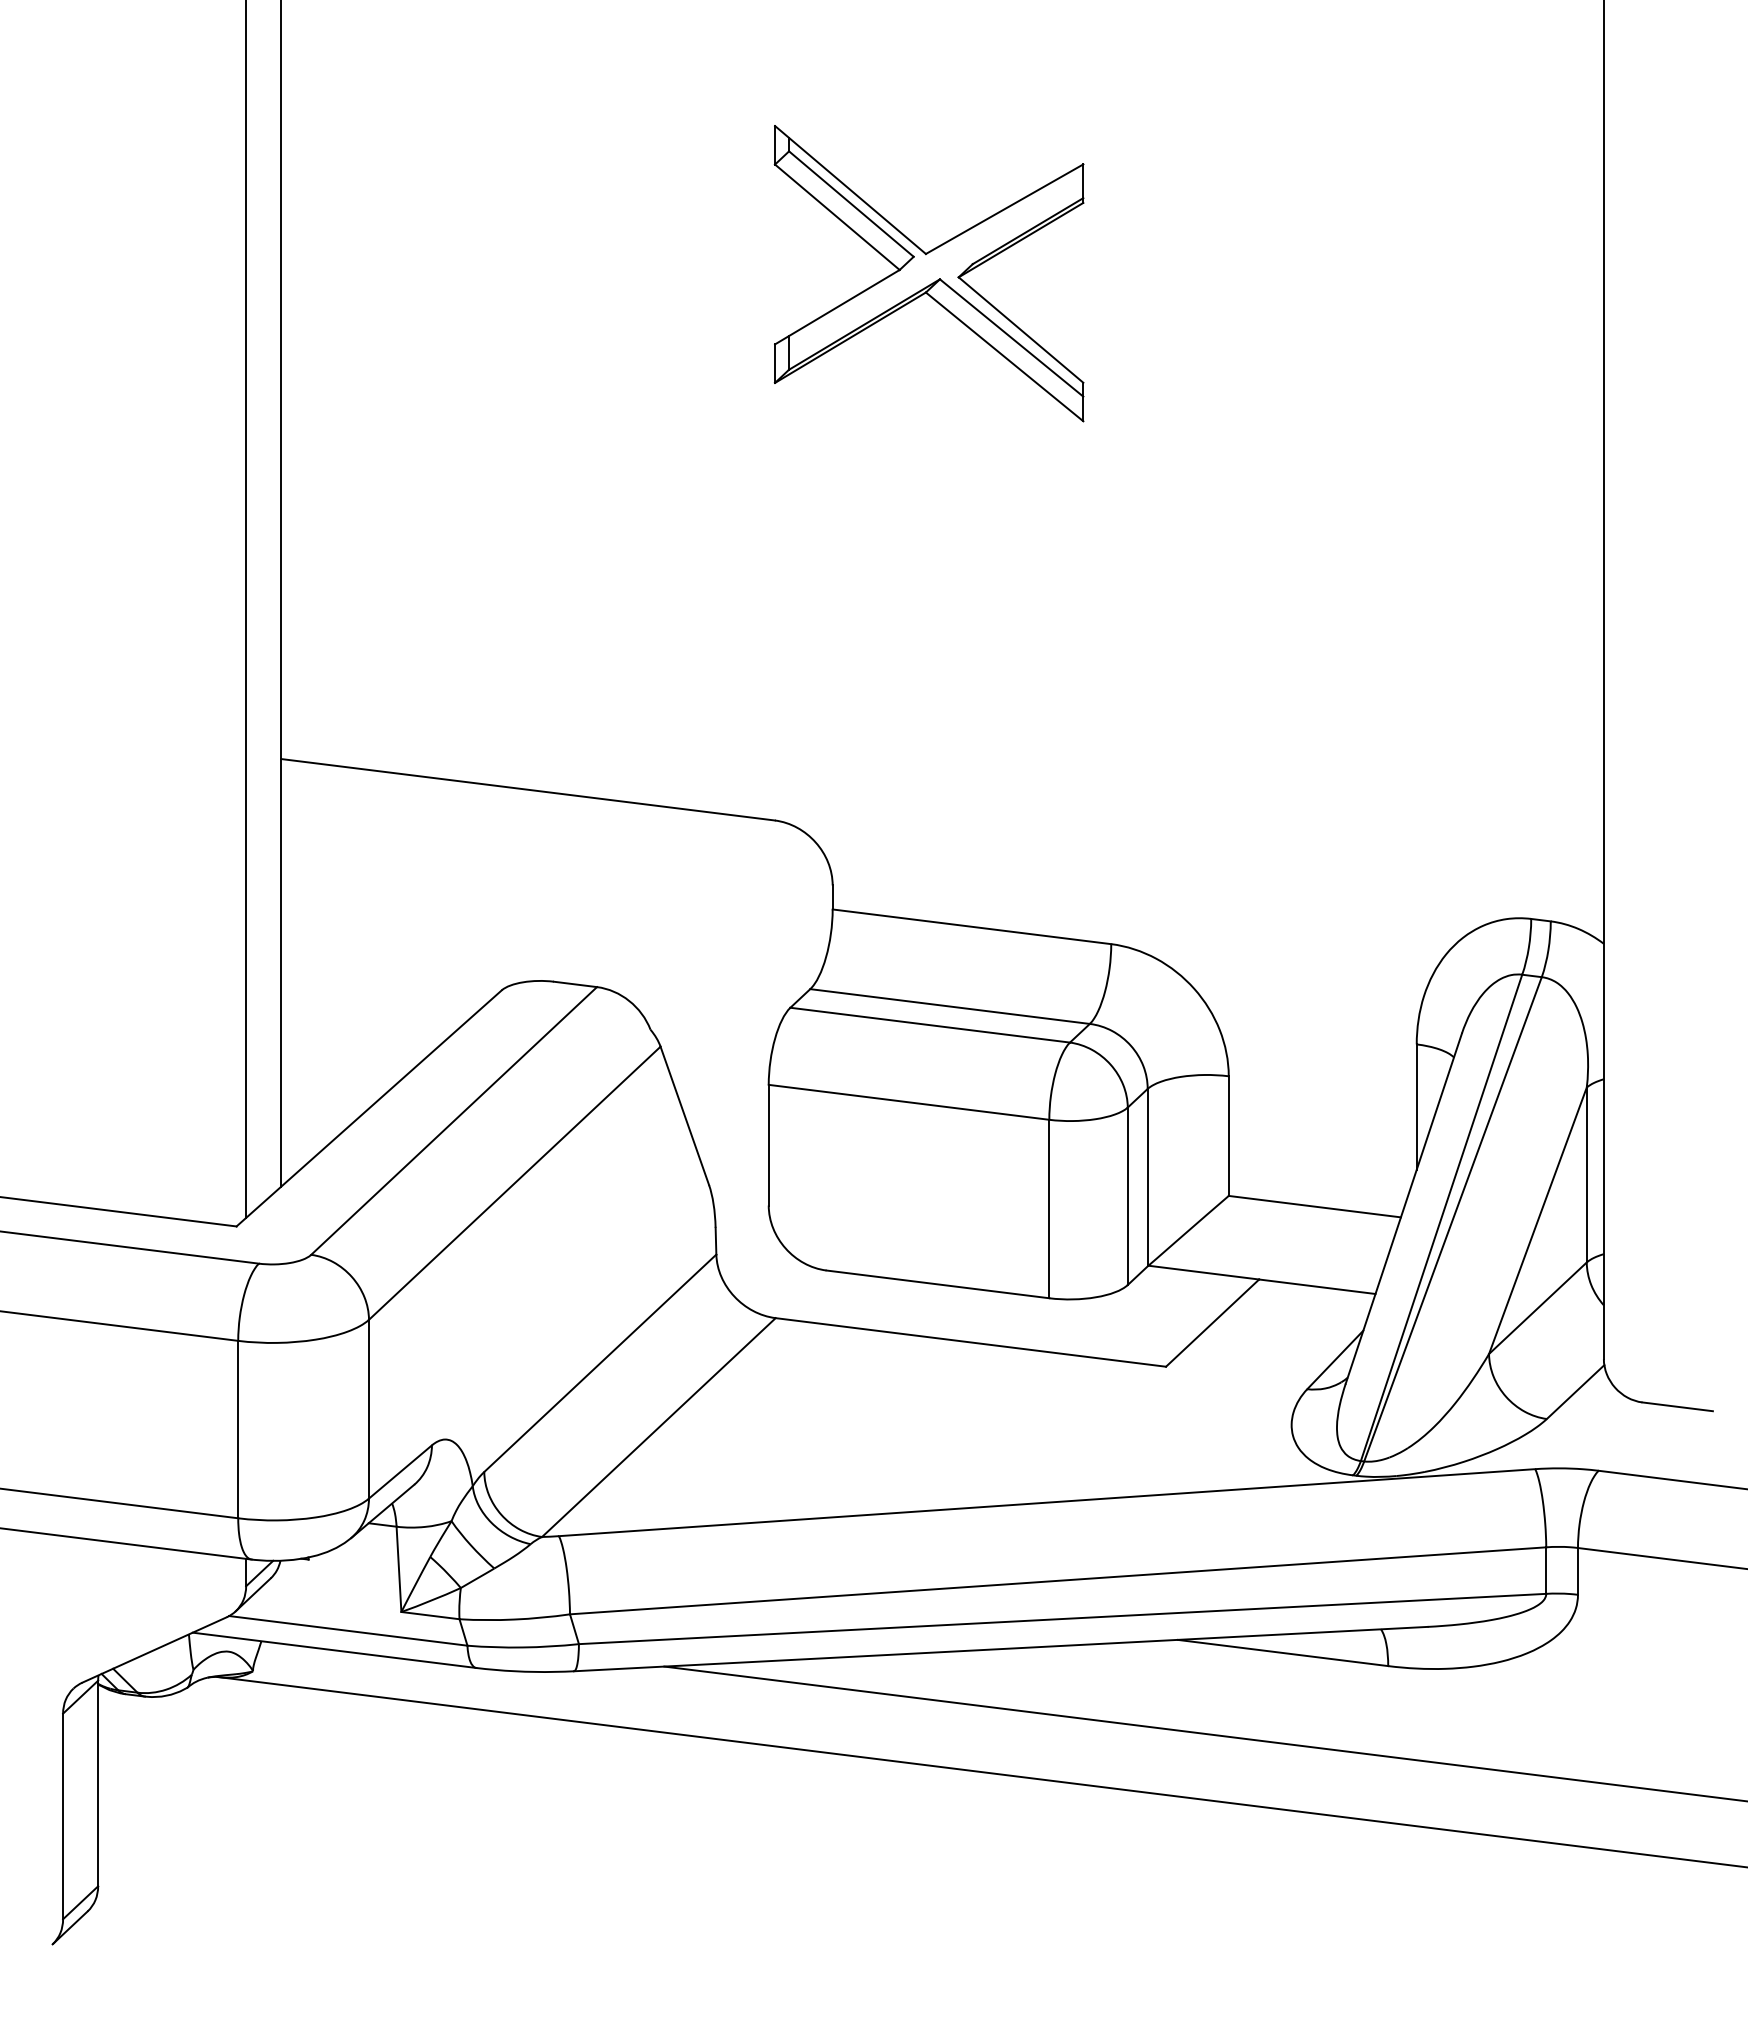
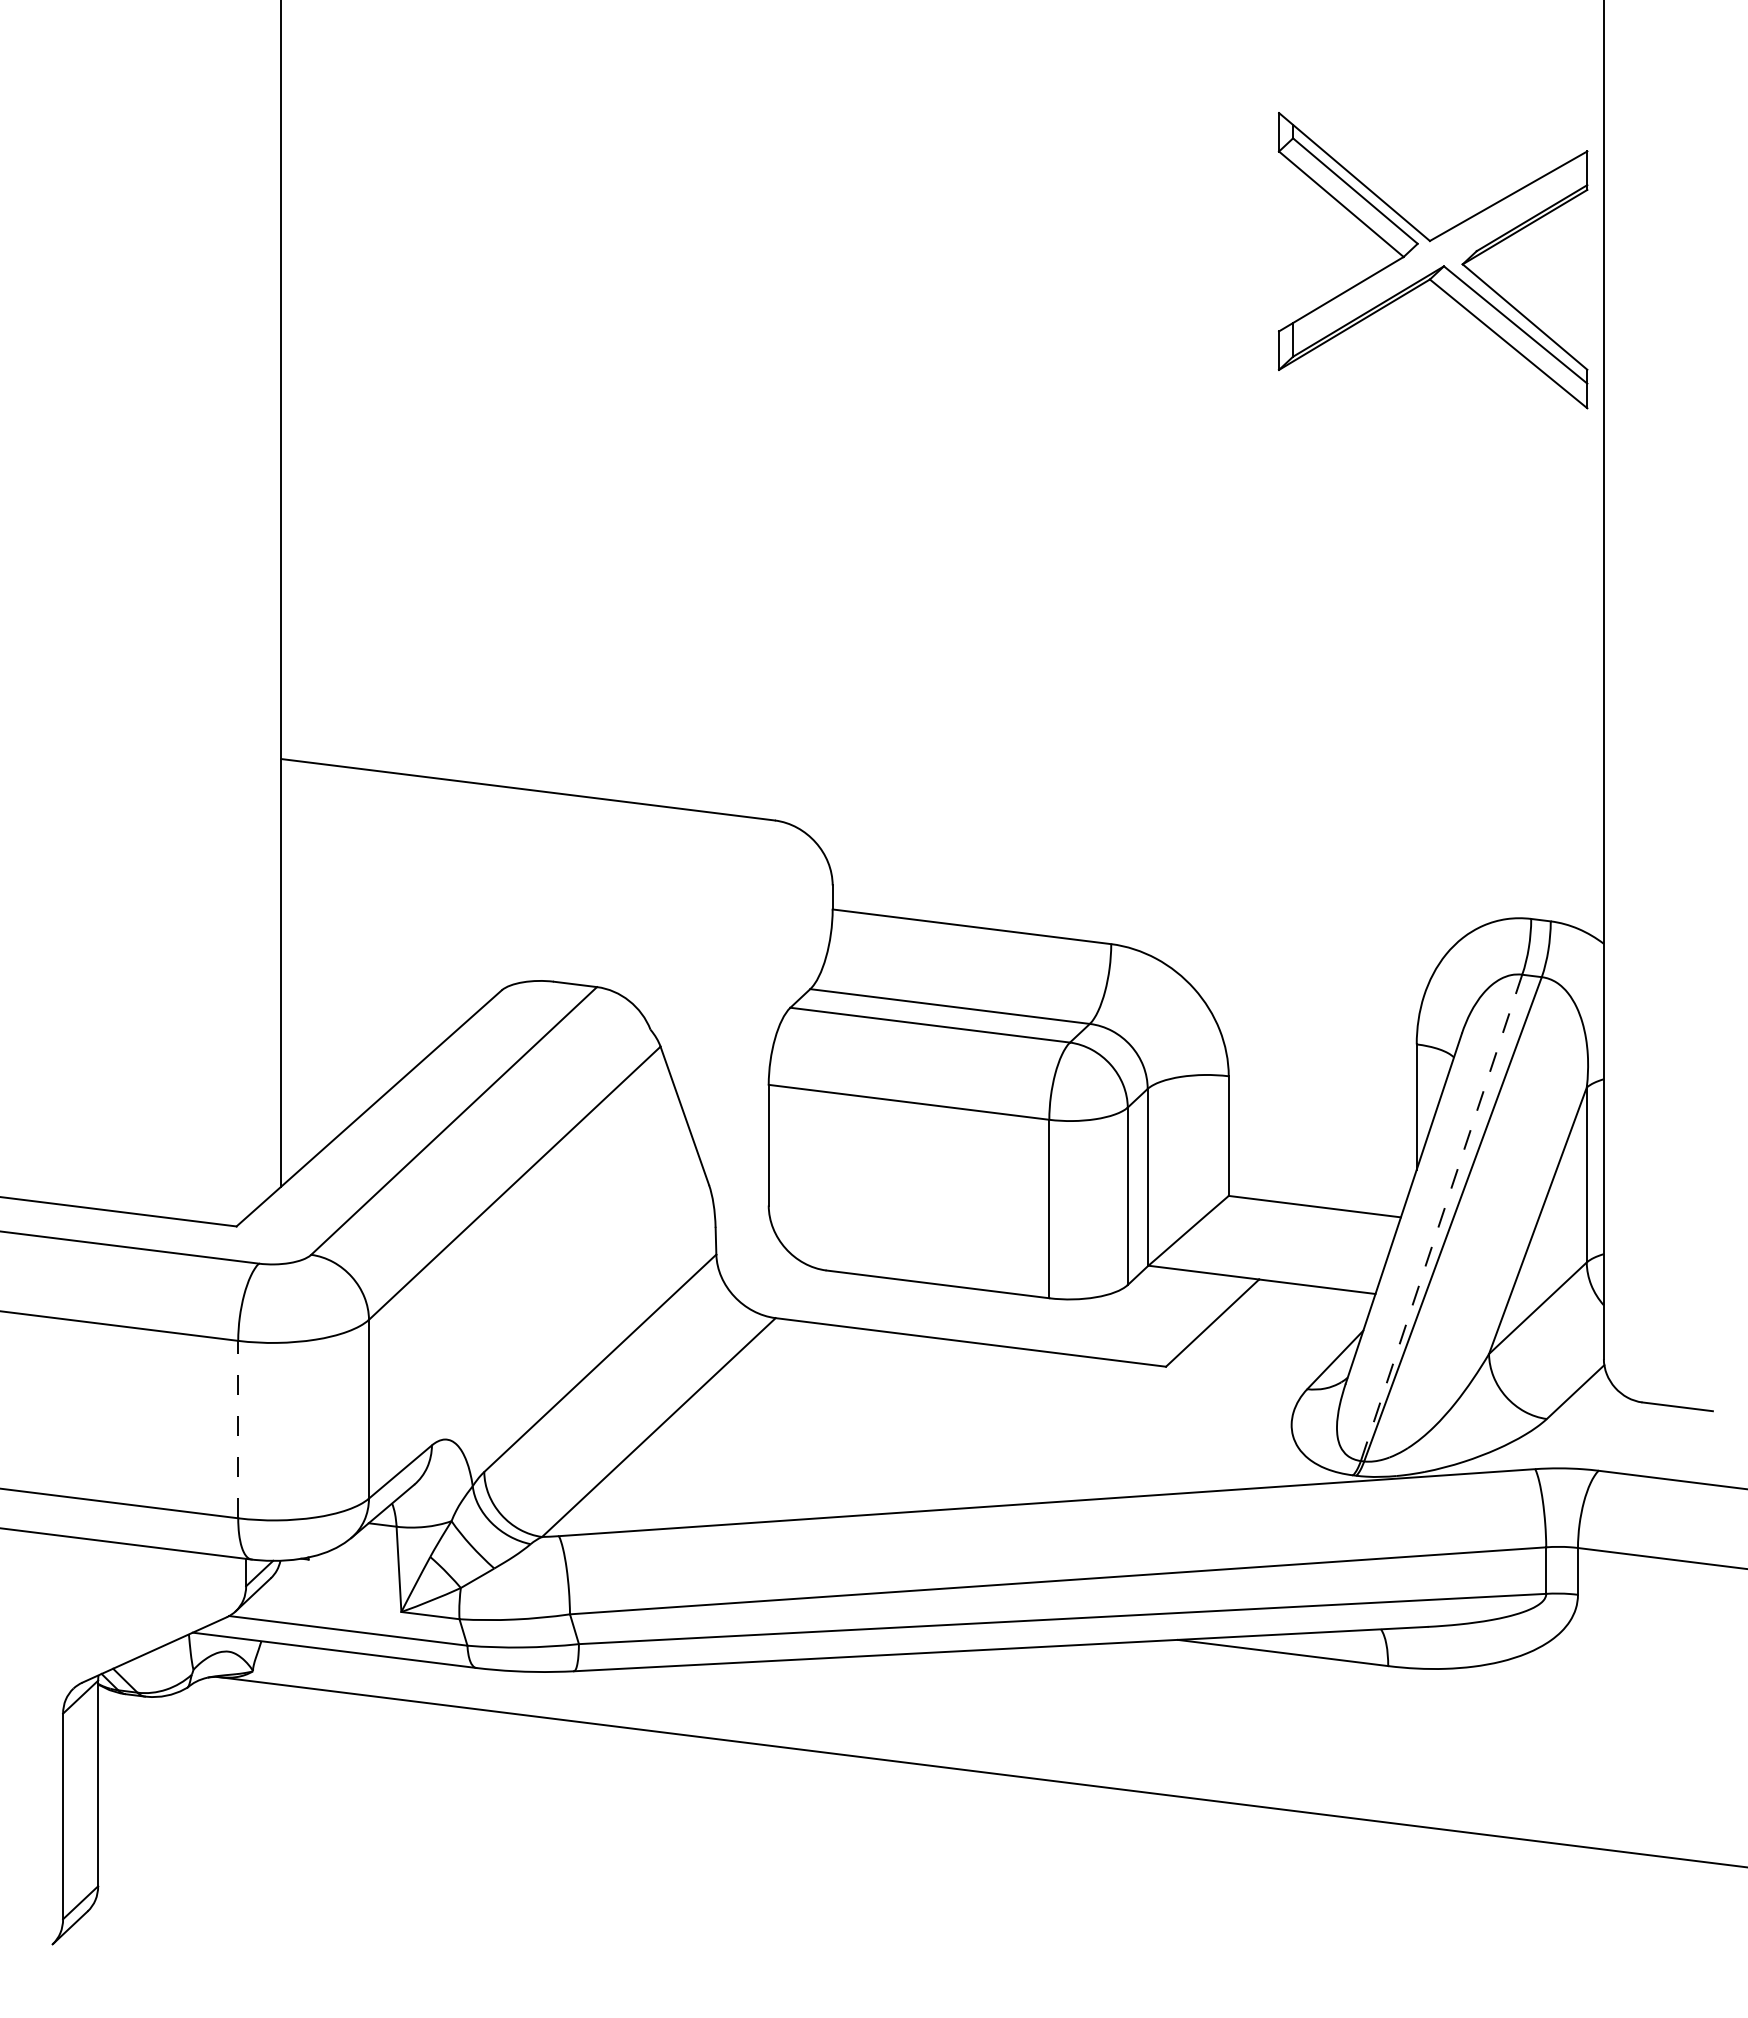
part position: (928, 273) -> (1432, 260) (1432, 260)
line: present -> none (246, 609)
line: solid -> dashed (1441, 1217)
line: solid -> dashed (238, 1429)
line: present -> none (1204, 1733)
